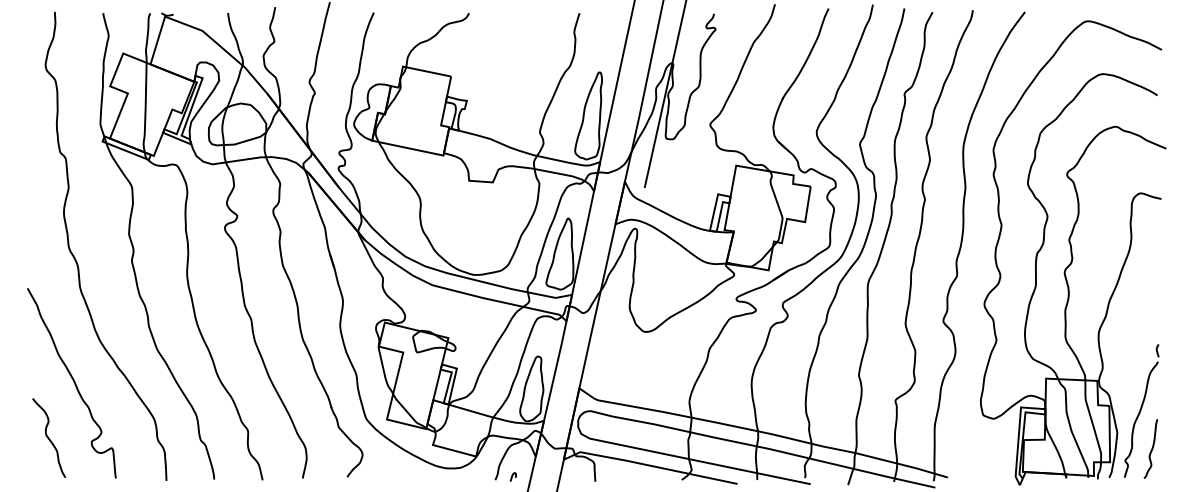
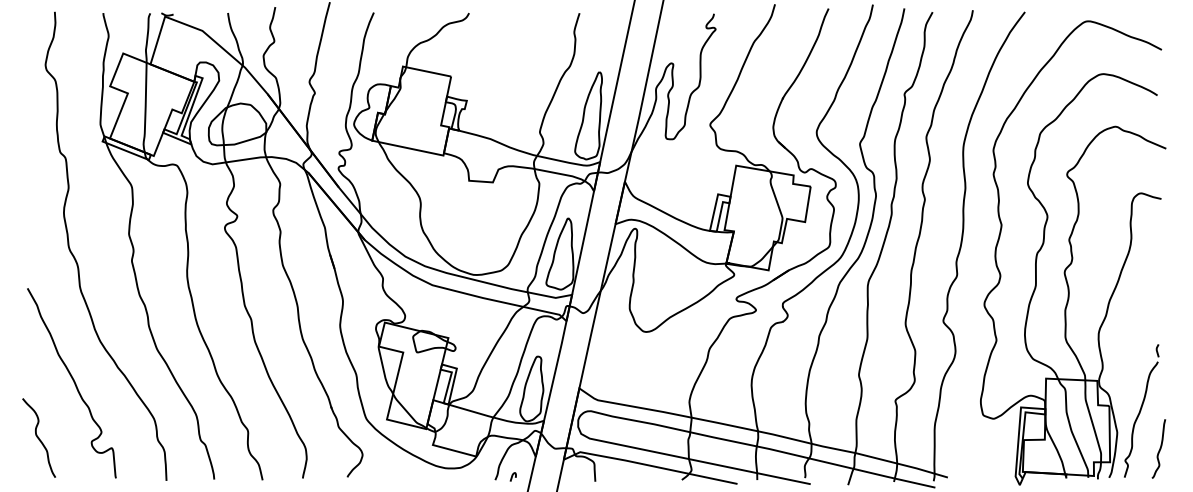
line: present -> none (664, 94)
curve position: (48, 437) -> (38, 437) (38, 437)
curve position: (1151, 448) -> (1159, 448) (1159, 448)
